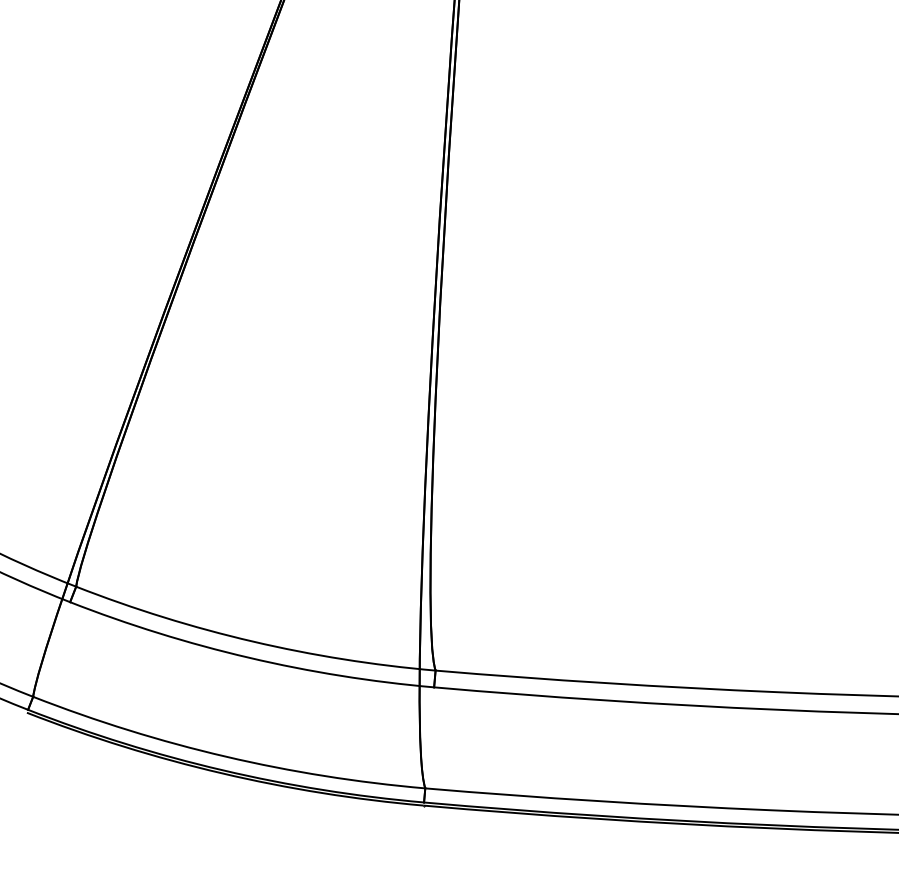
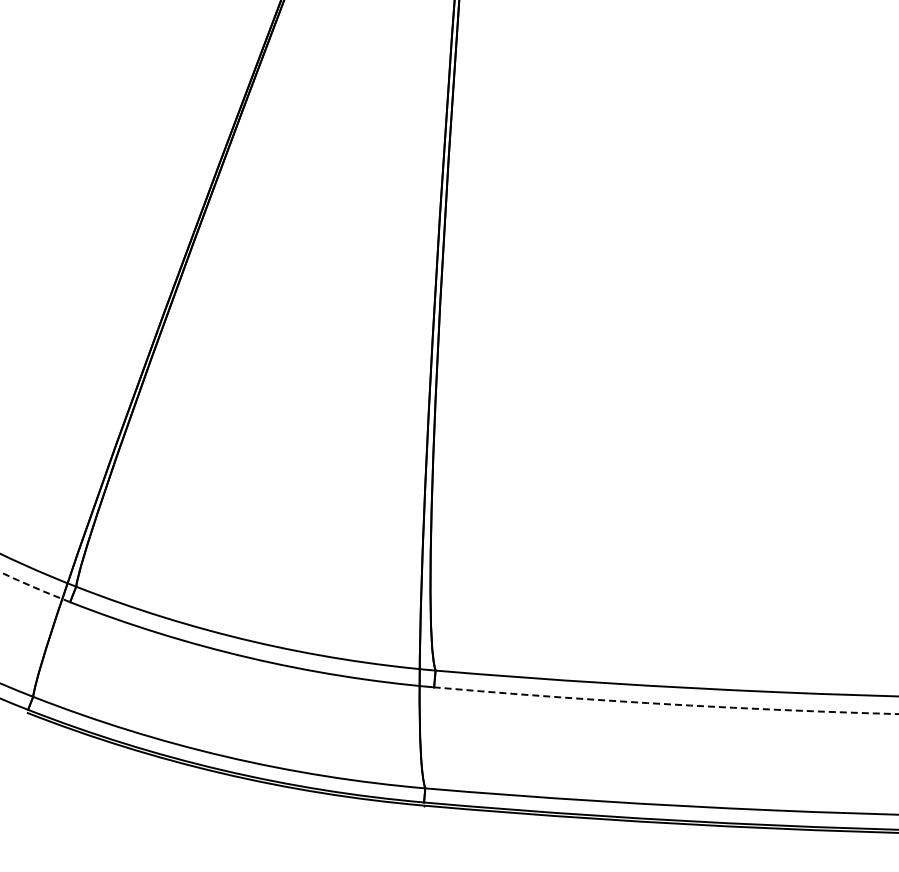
arc: solid -> dashed (35, 587)
arc: solid -> dashed (666, 704)
